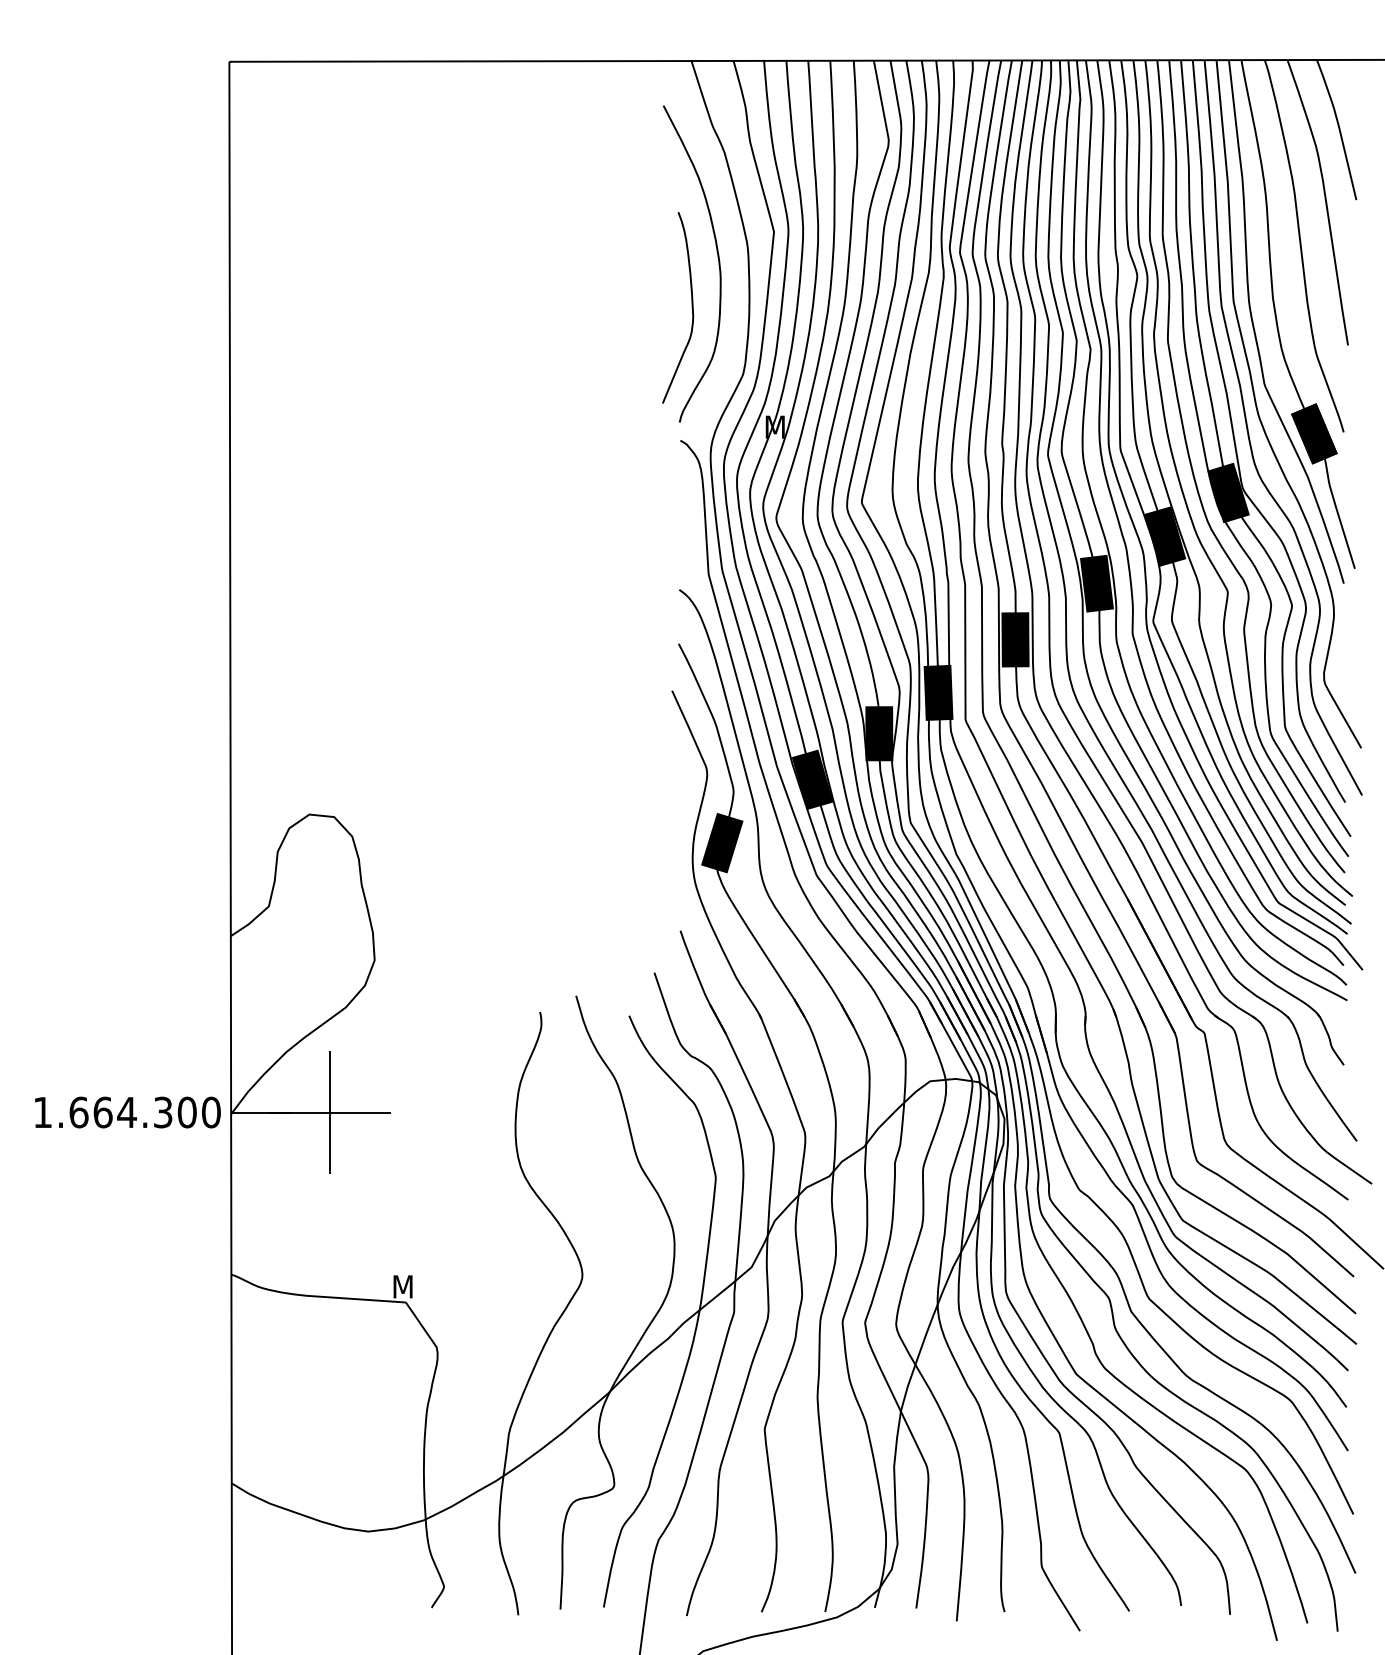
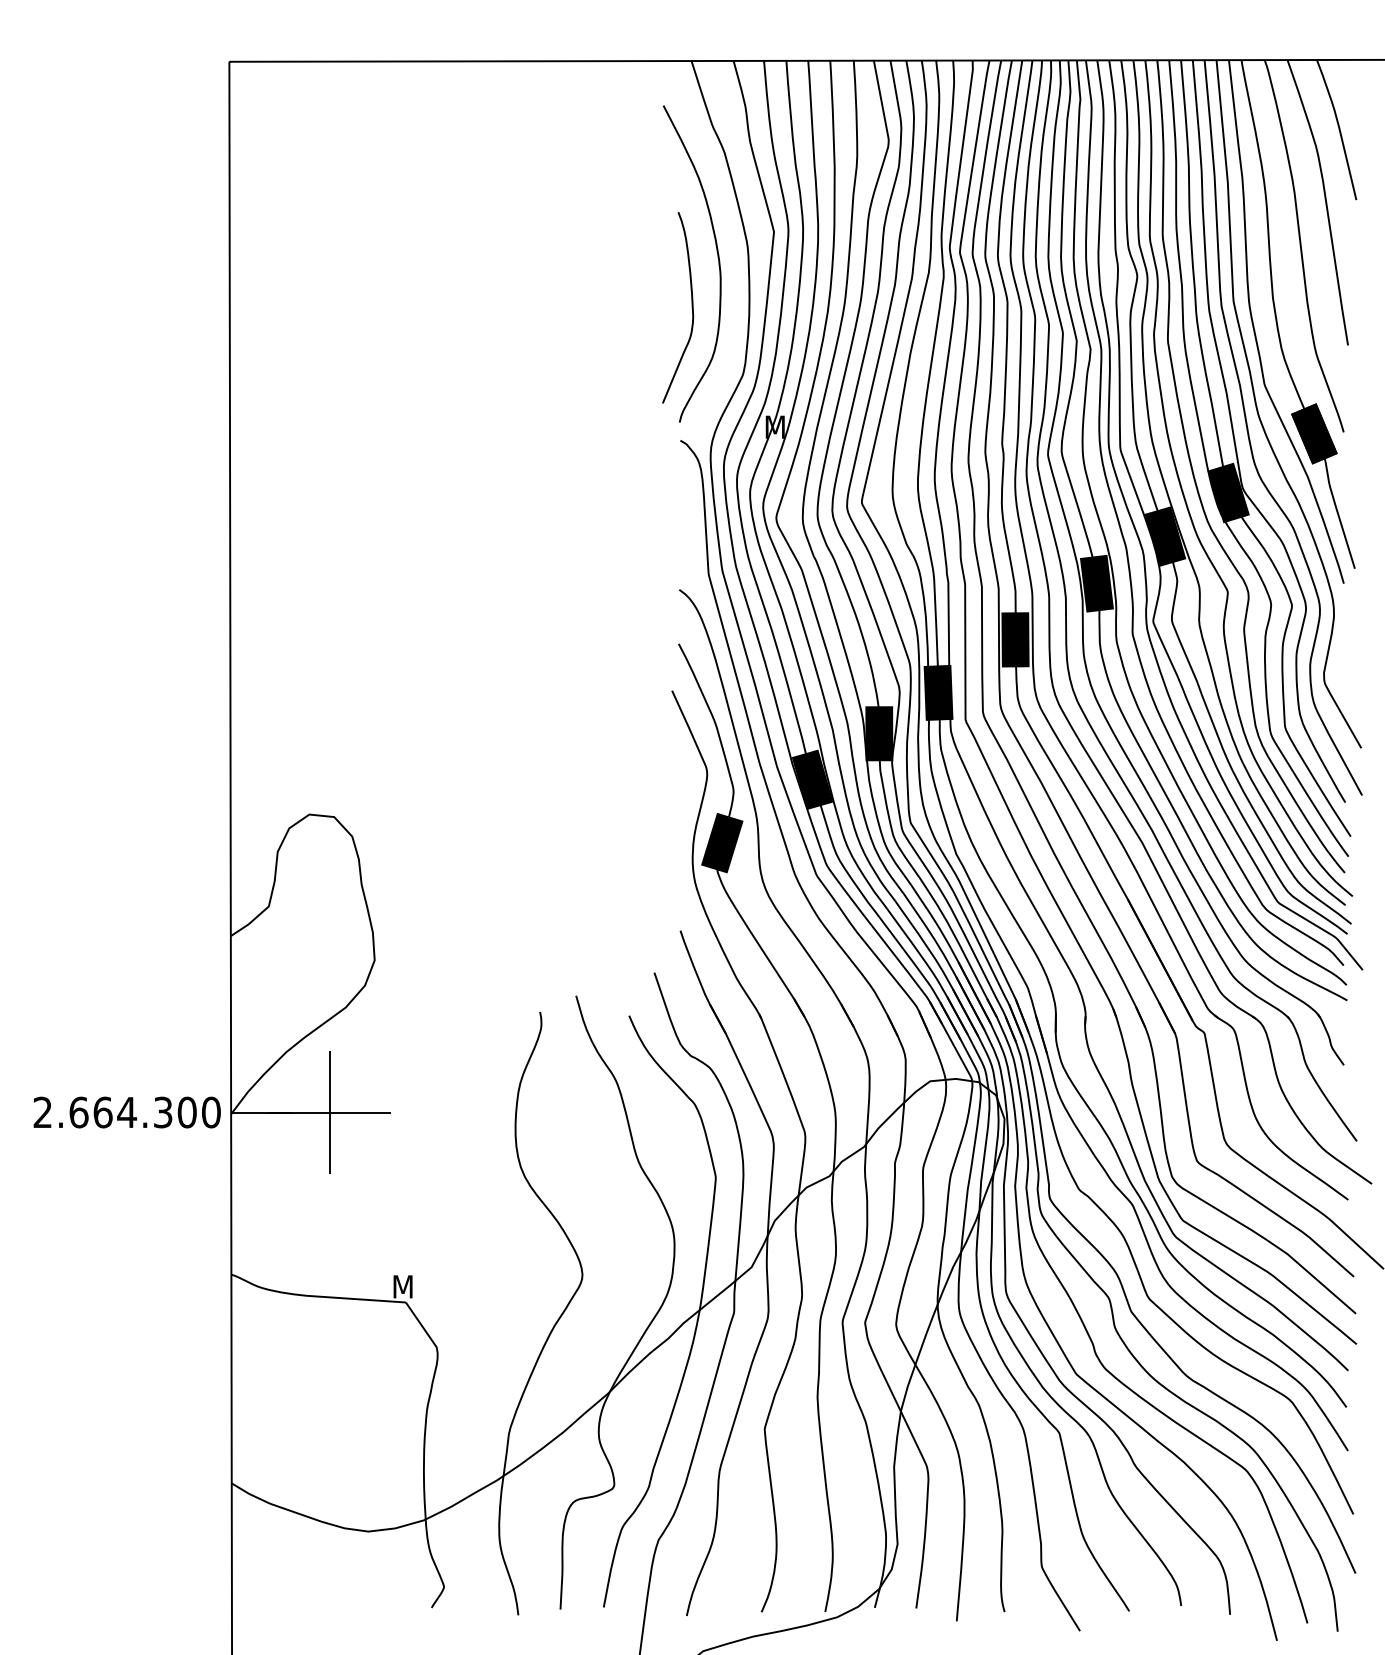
text: 1.664.300 -> 2.664.300 (42, 1111)
